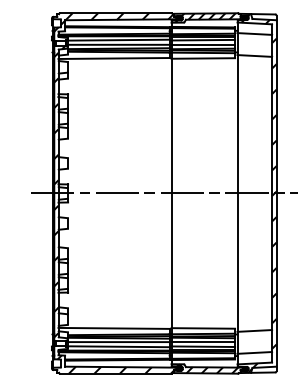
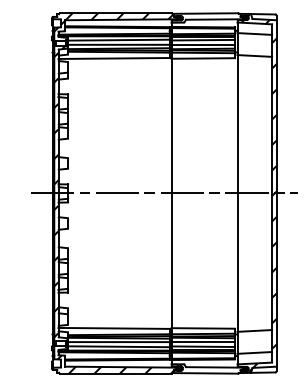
hatch: present -> none (208, 17)
hatch: present -> none (208, 368)
